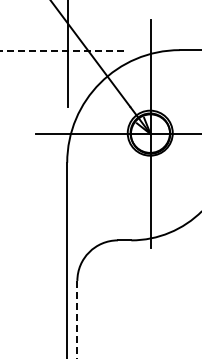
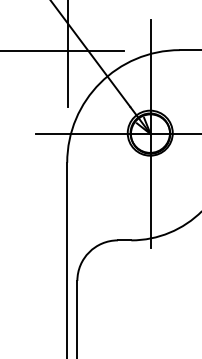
line: dashed -> solid (62, 51)
line: dashed -> solid (77, 319)
